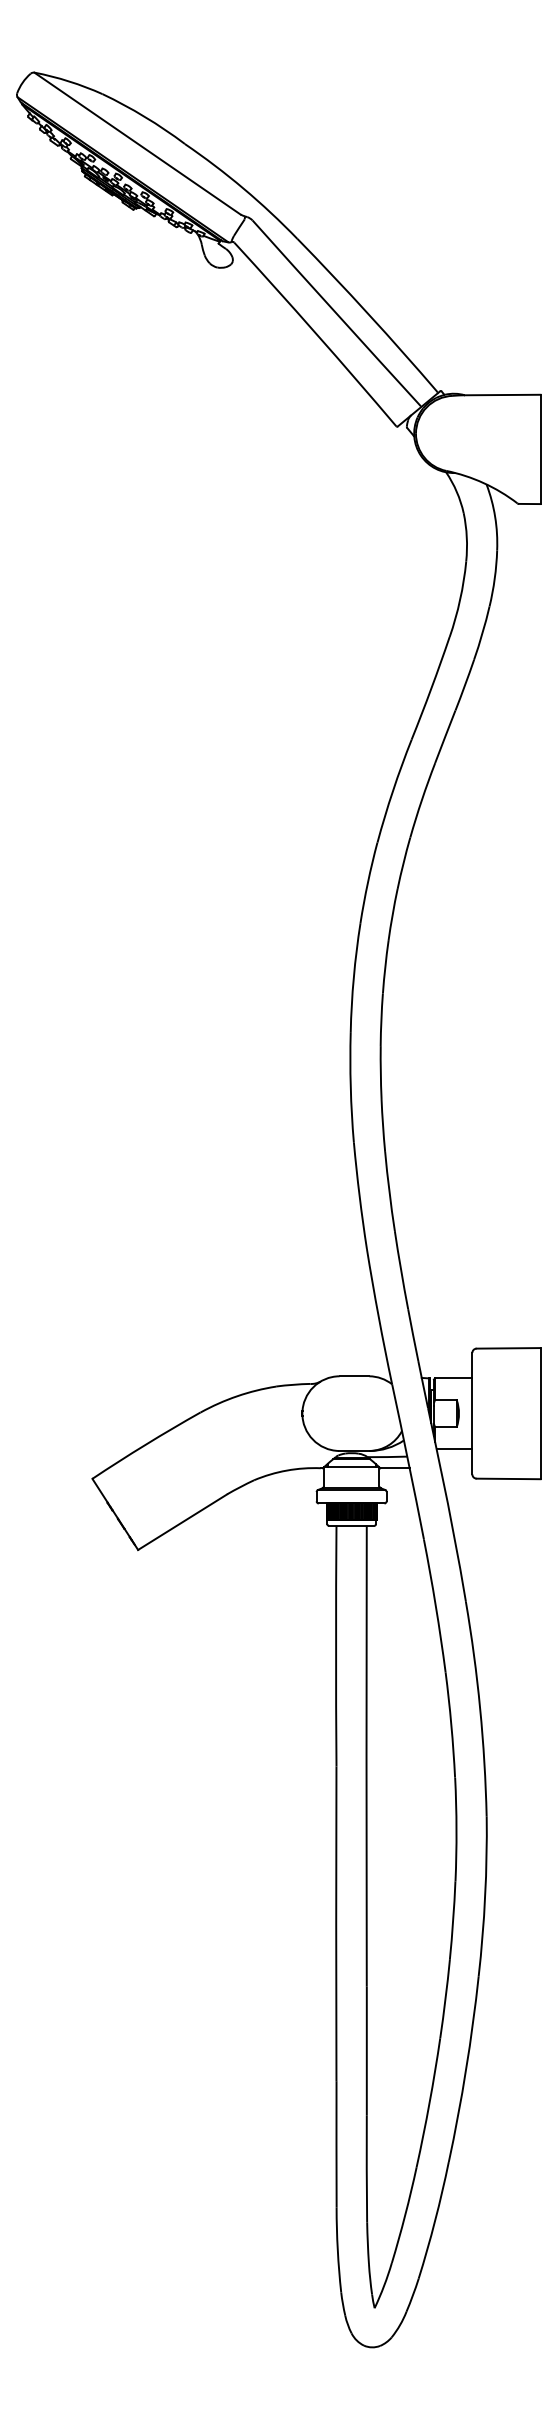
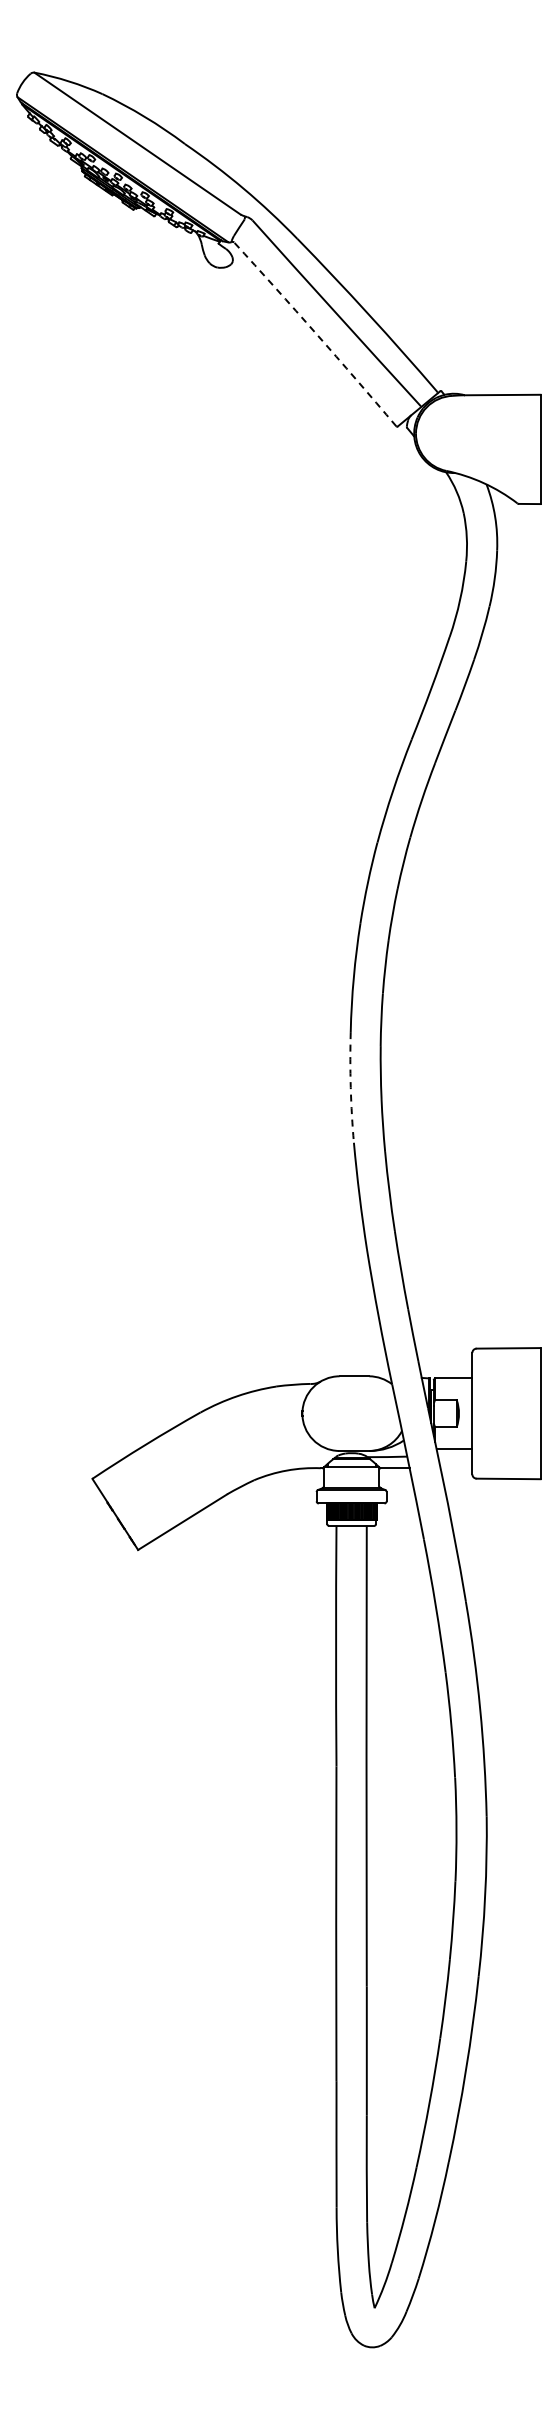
arc: solid -> dashed (316, 333)
arc: solid -> dashed (350, 1087)
